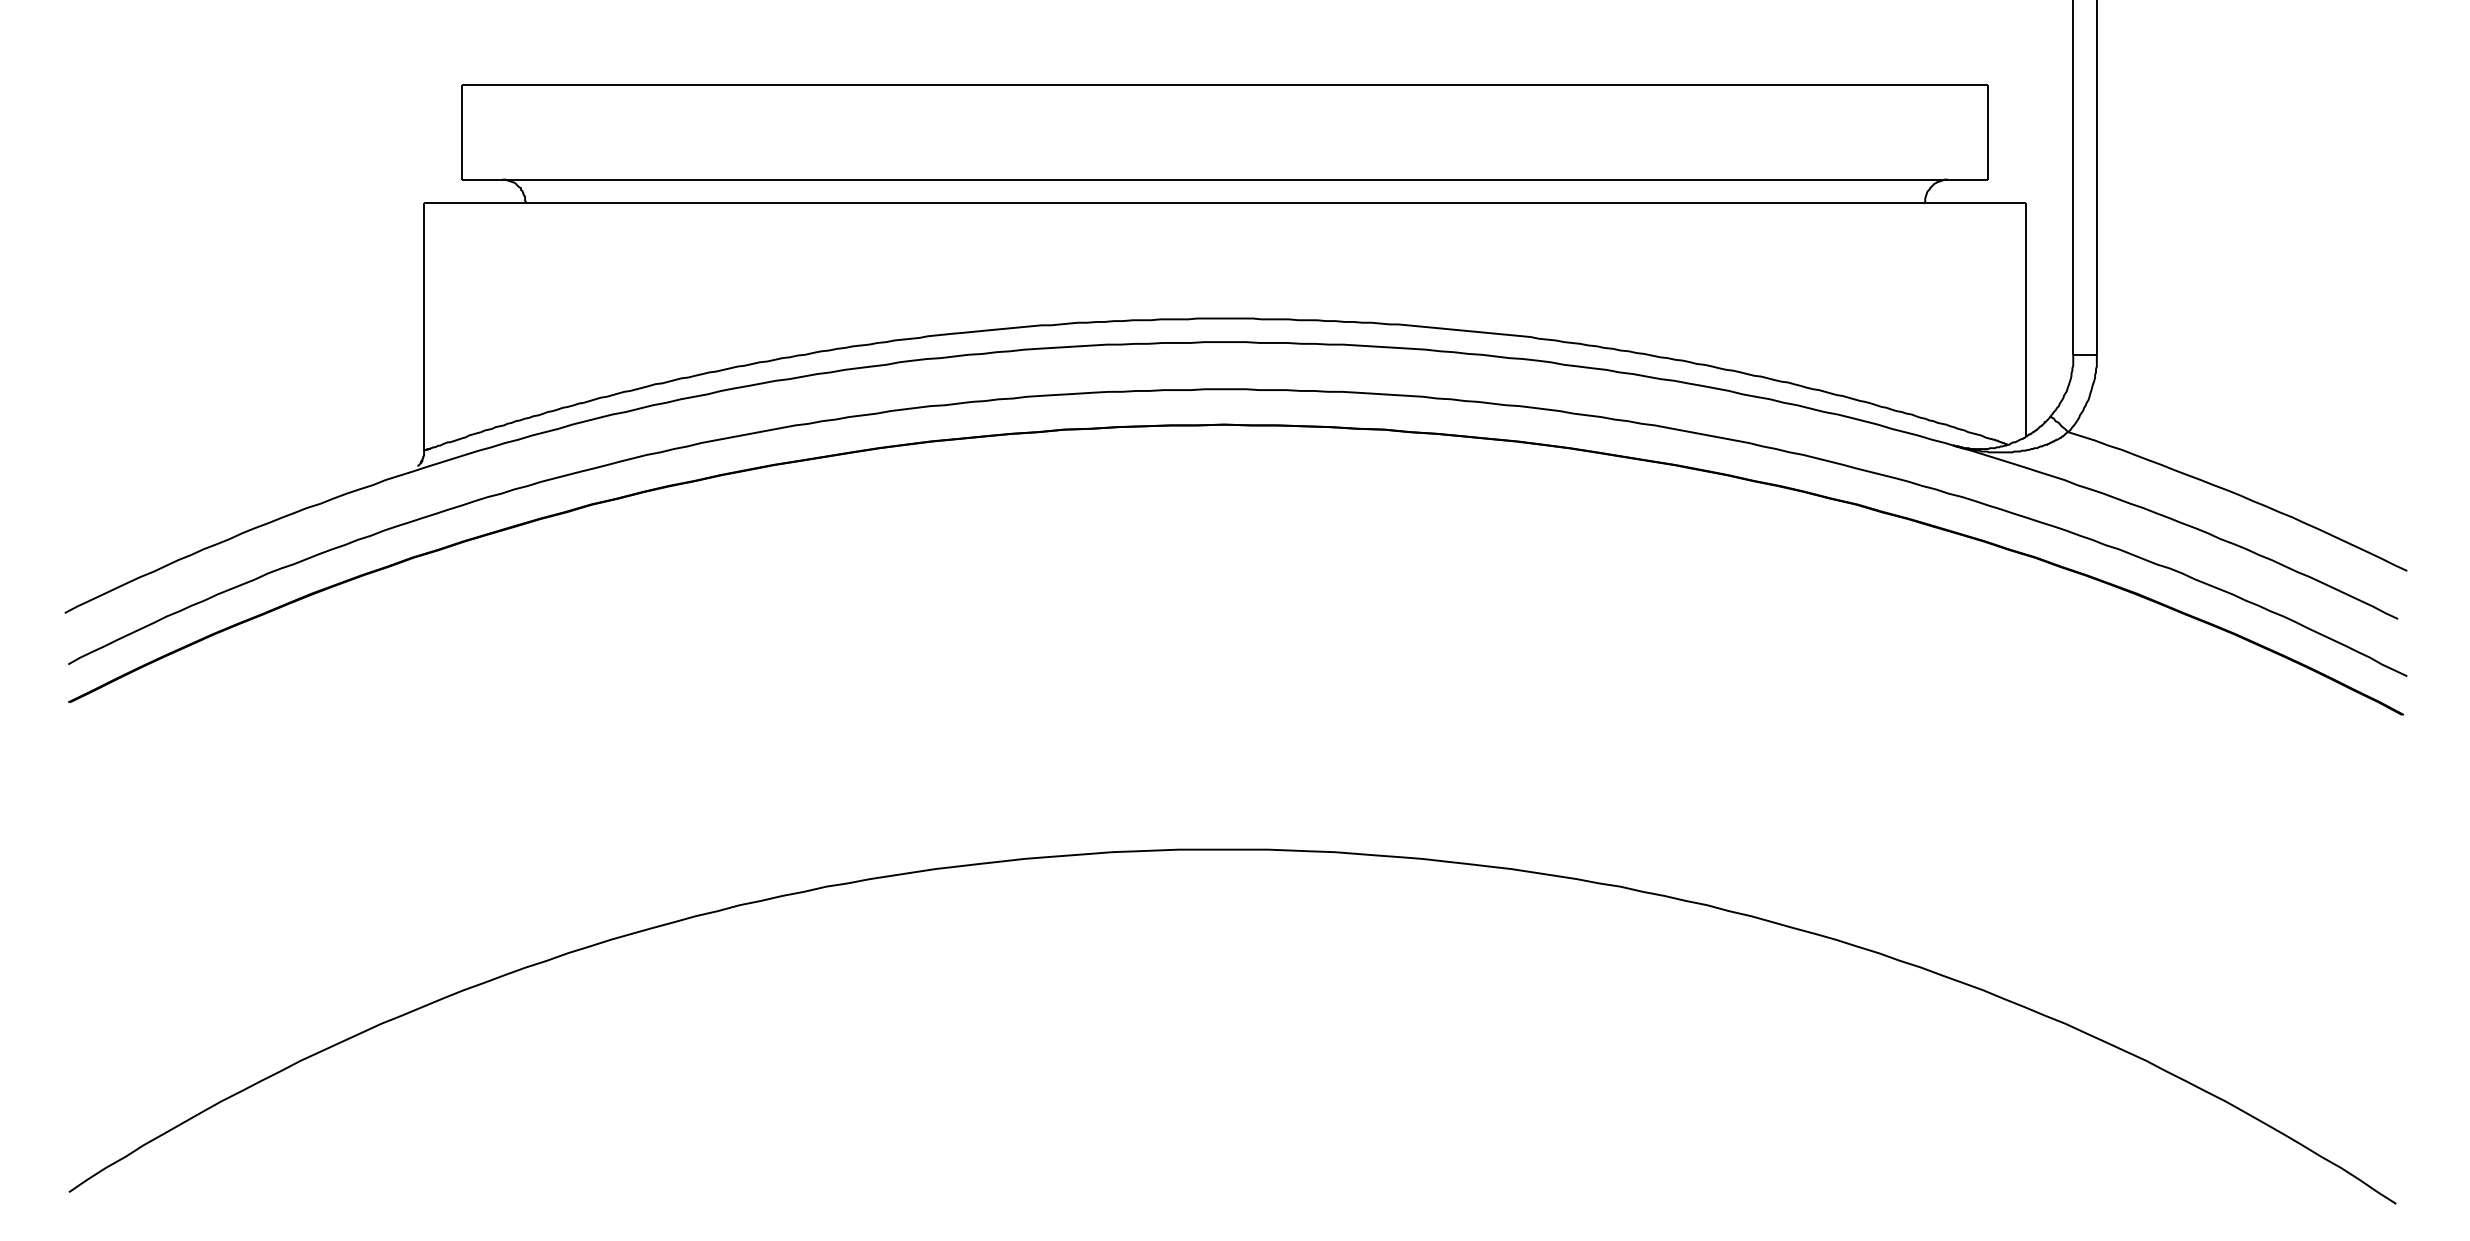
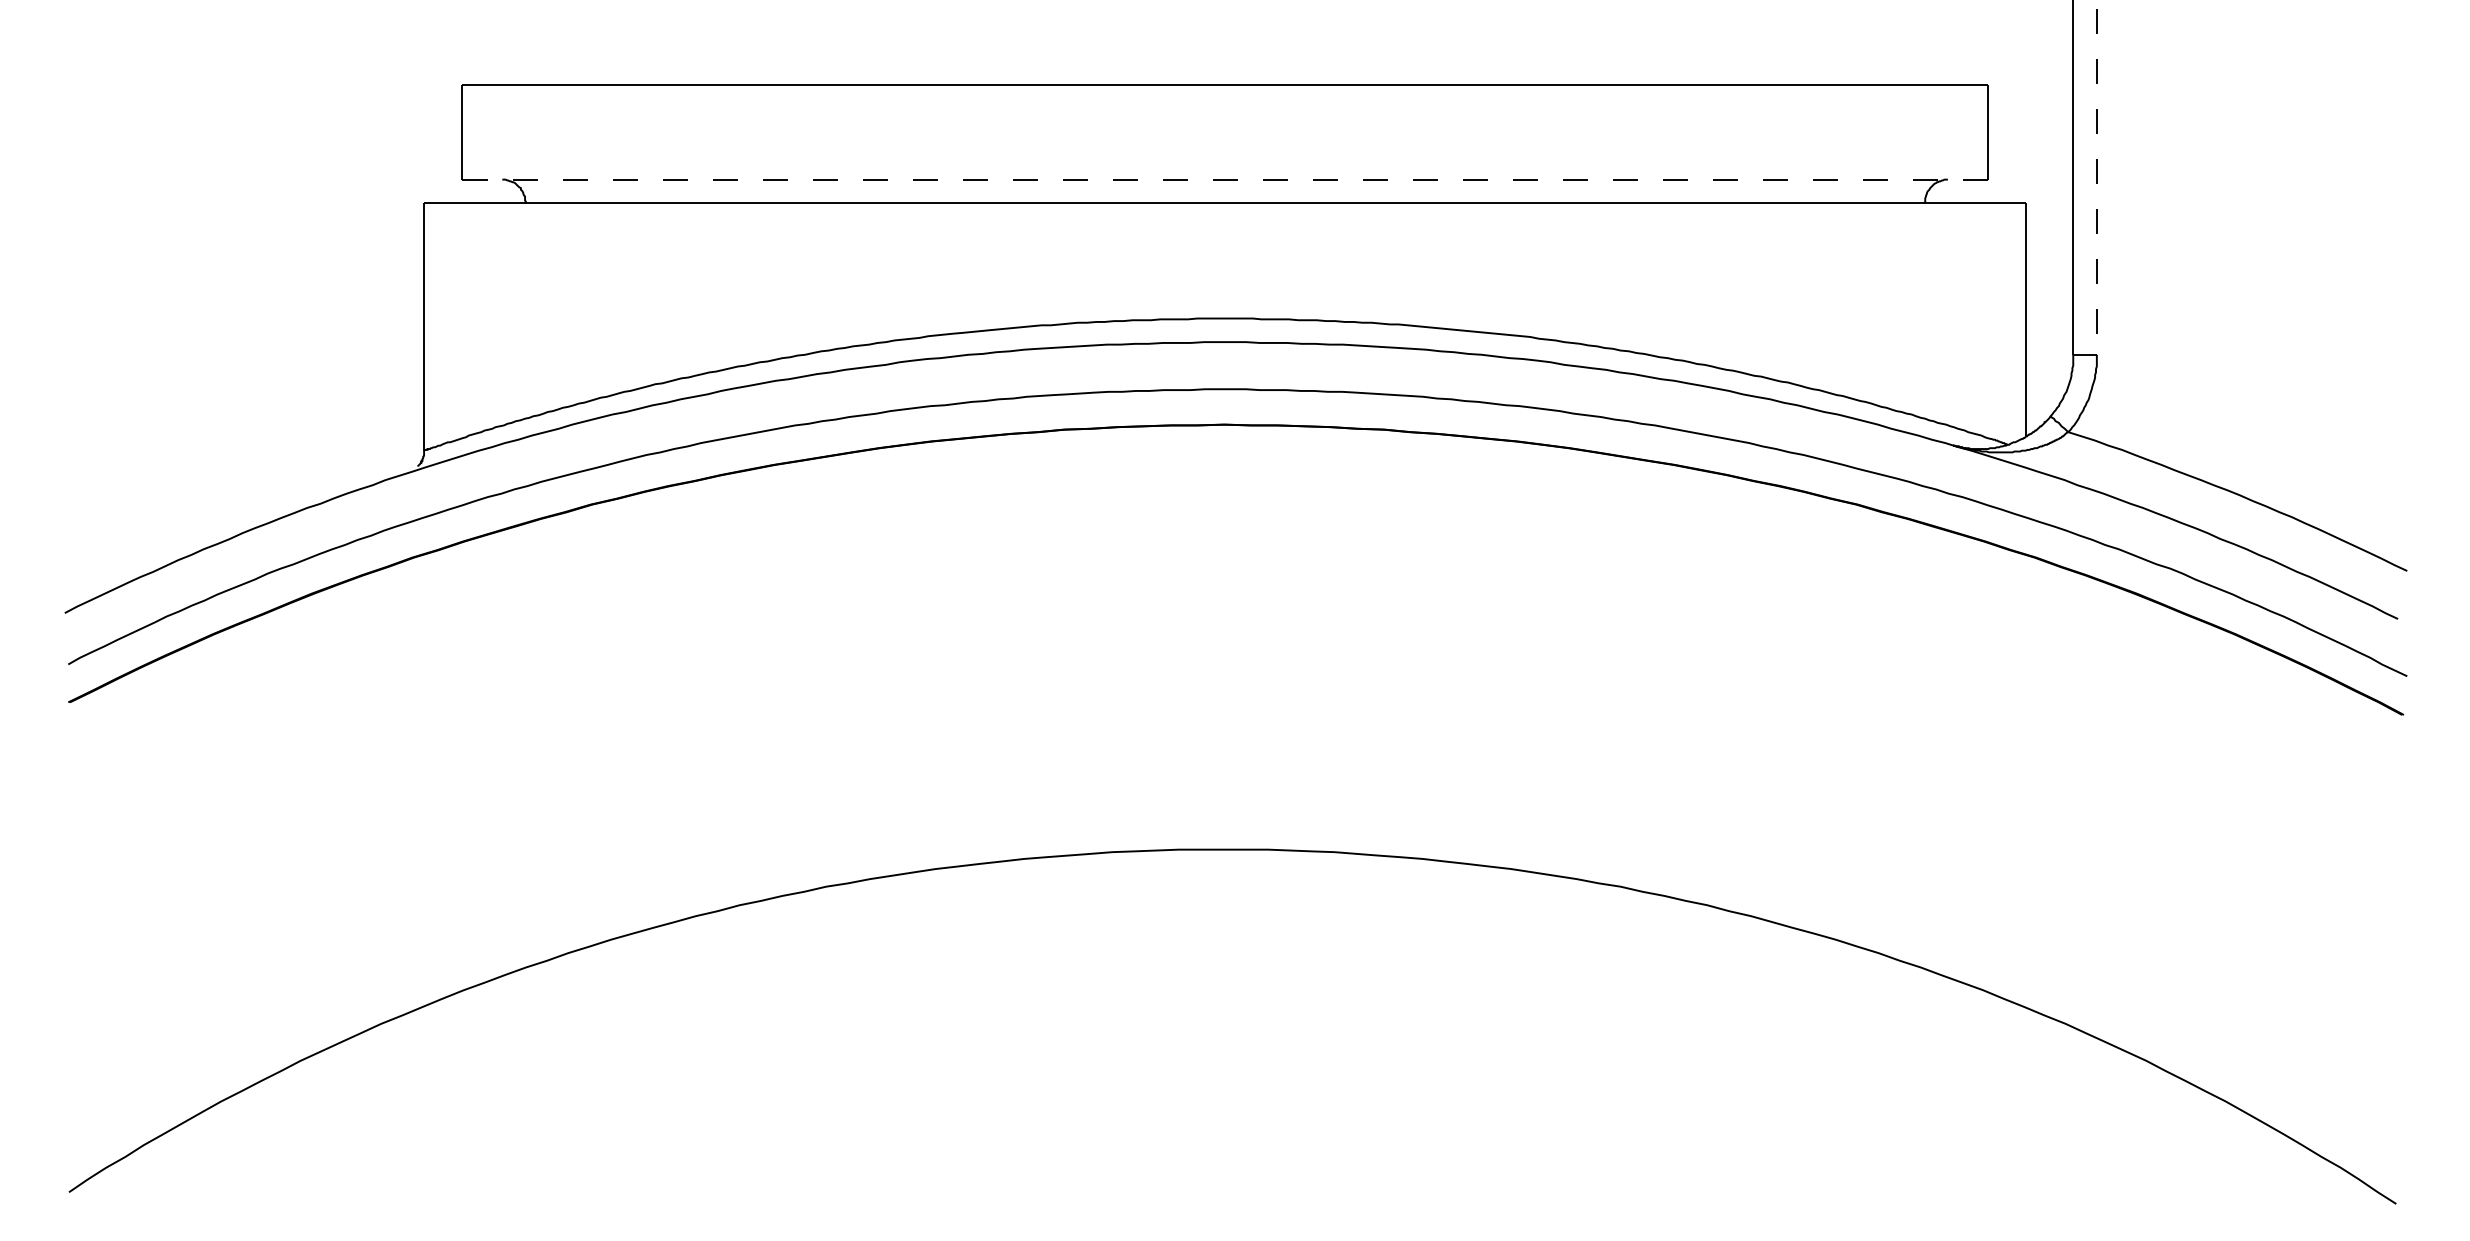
line: solid -> dashed (2096, 177)
line: solid -> dashed (1233, 179)
